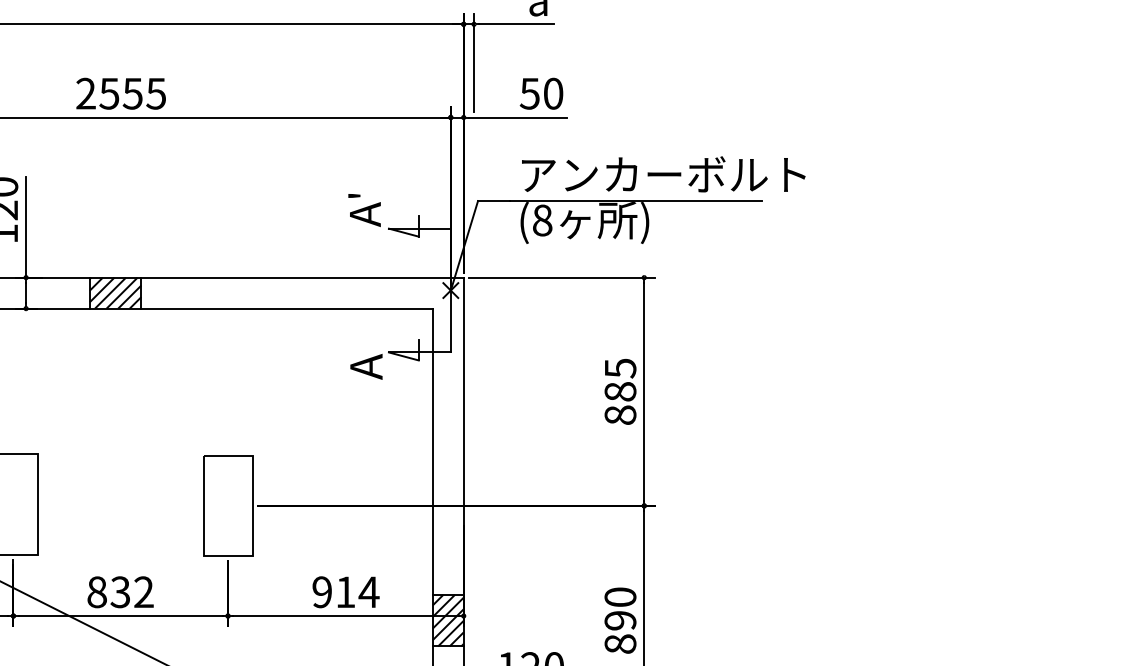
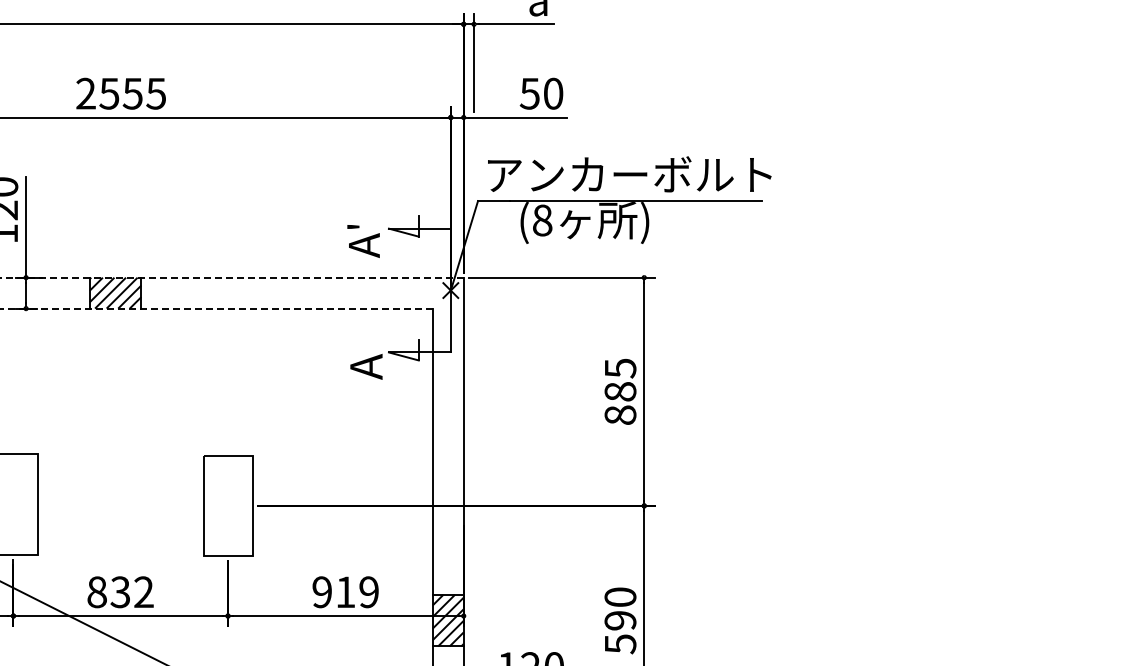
text position: (663, 174) -> (629, 174) (629, 174)
text position: (364, 210) -> (363, 241) (363, 241)
line: solid -> dashed (231, 277)
line: solid -> dashed (216, 308)
text: 914 -> 919 (368, 592)
text: 890 -> 590 (620, 644)
